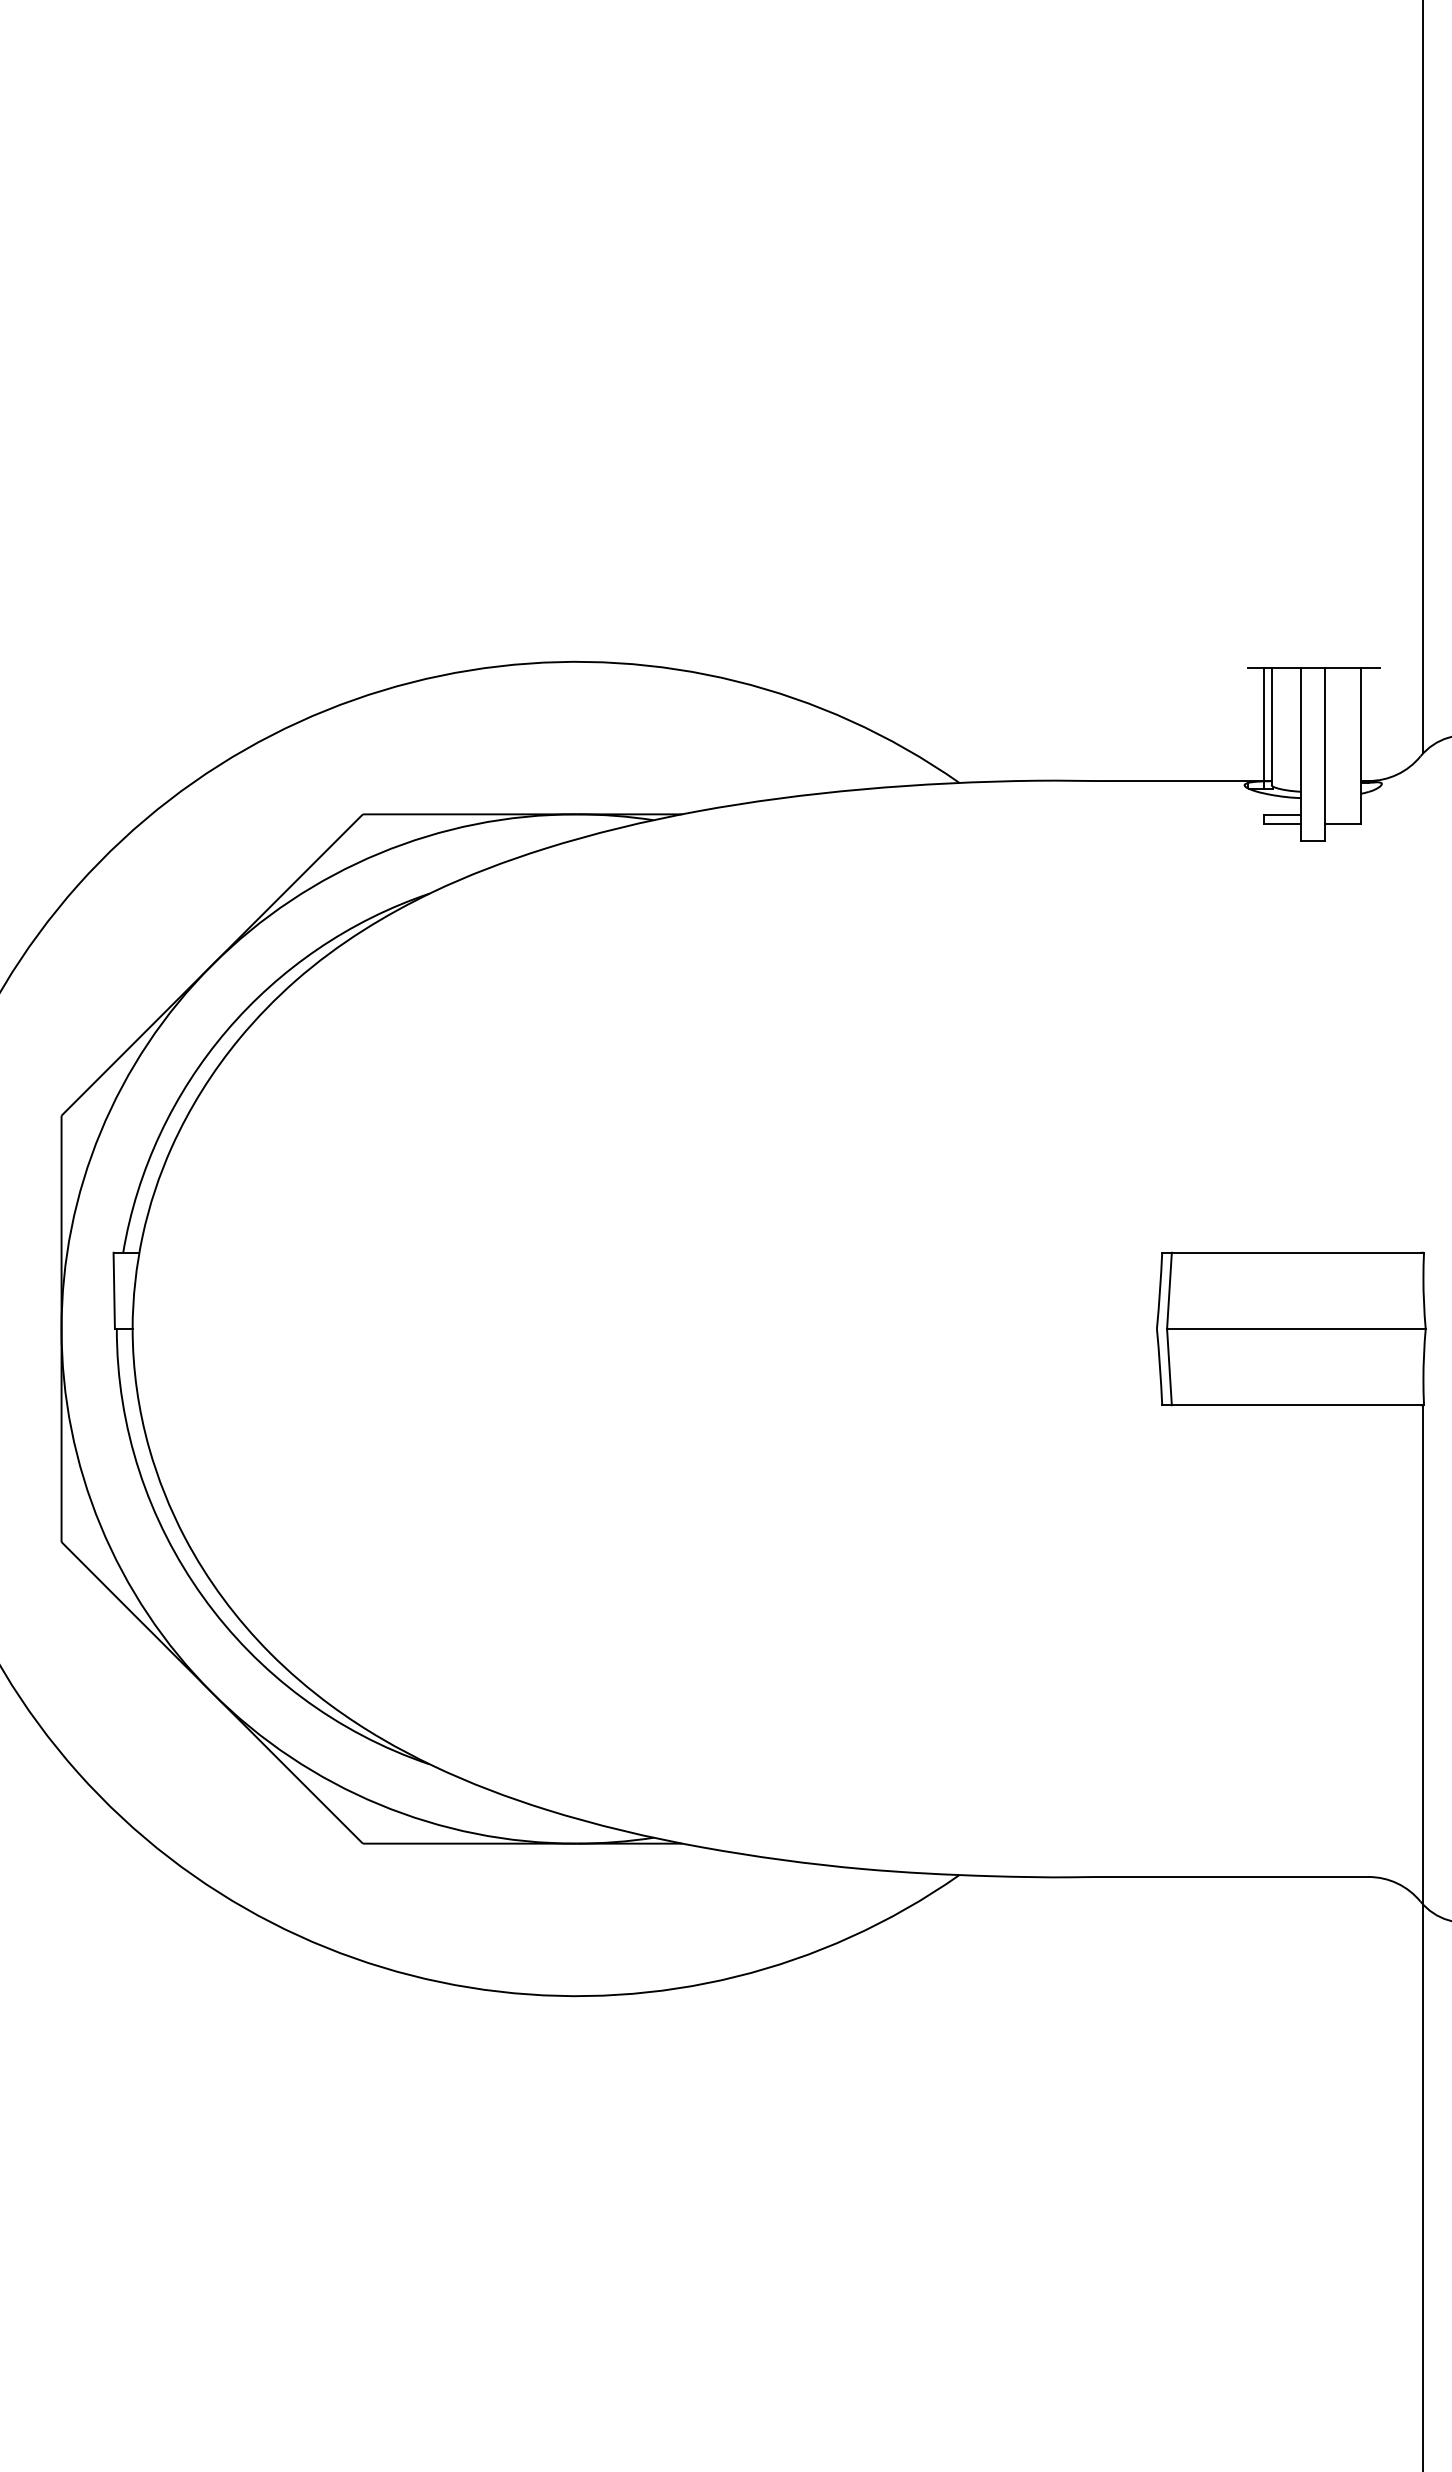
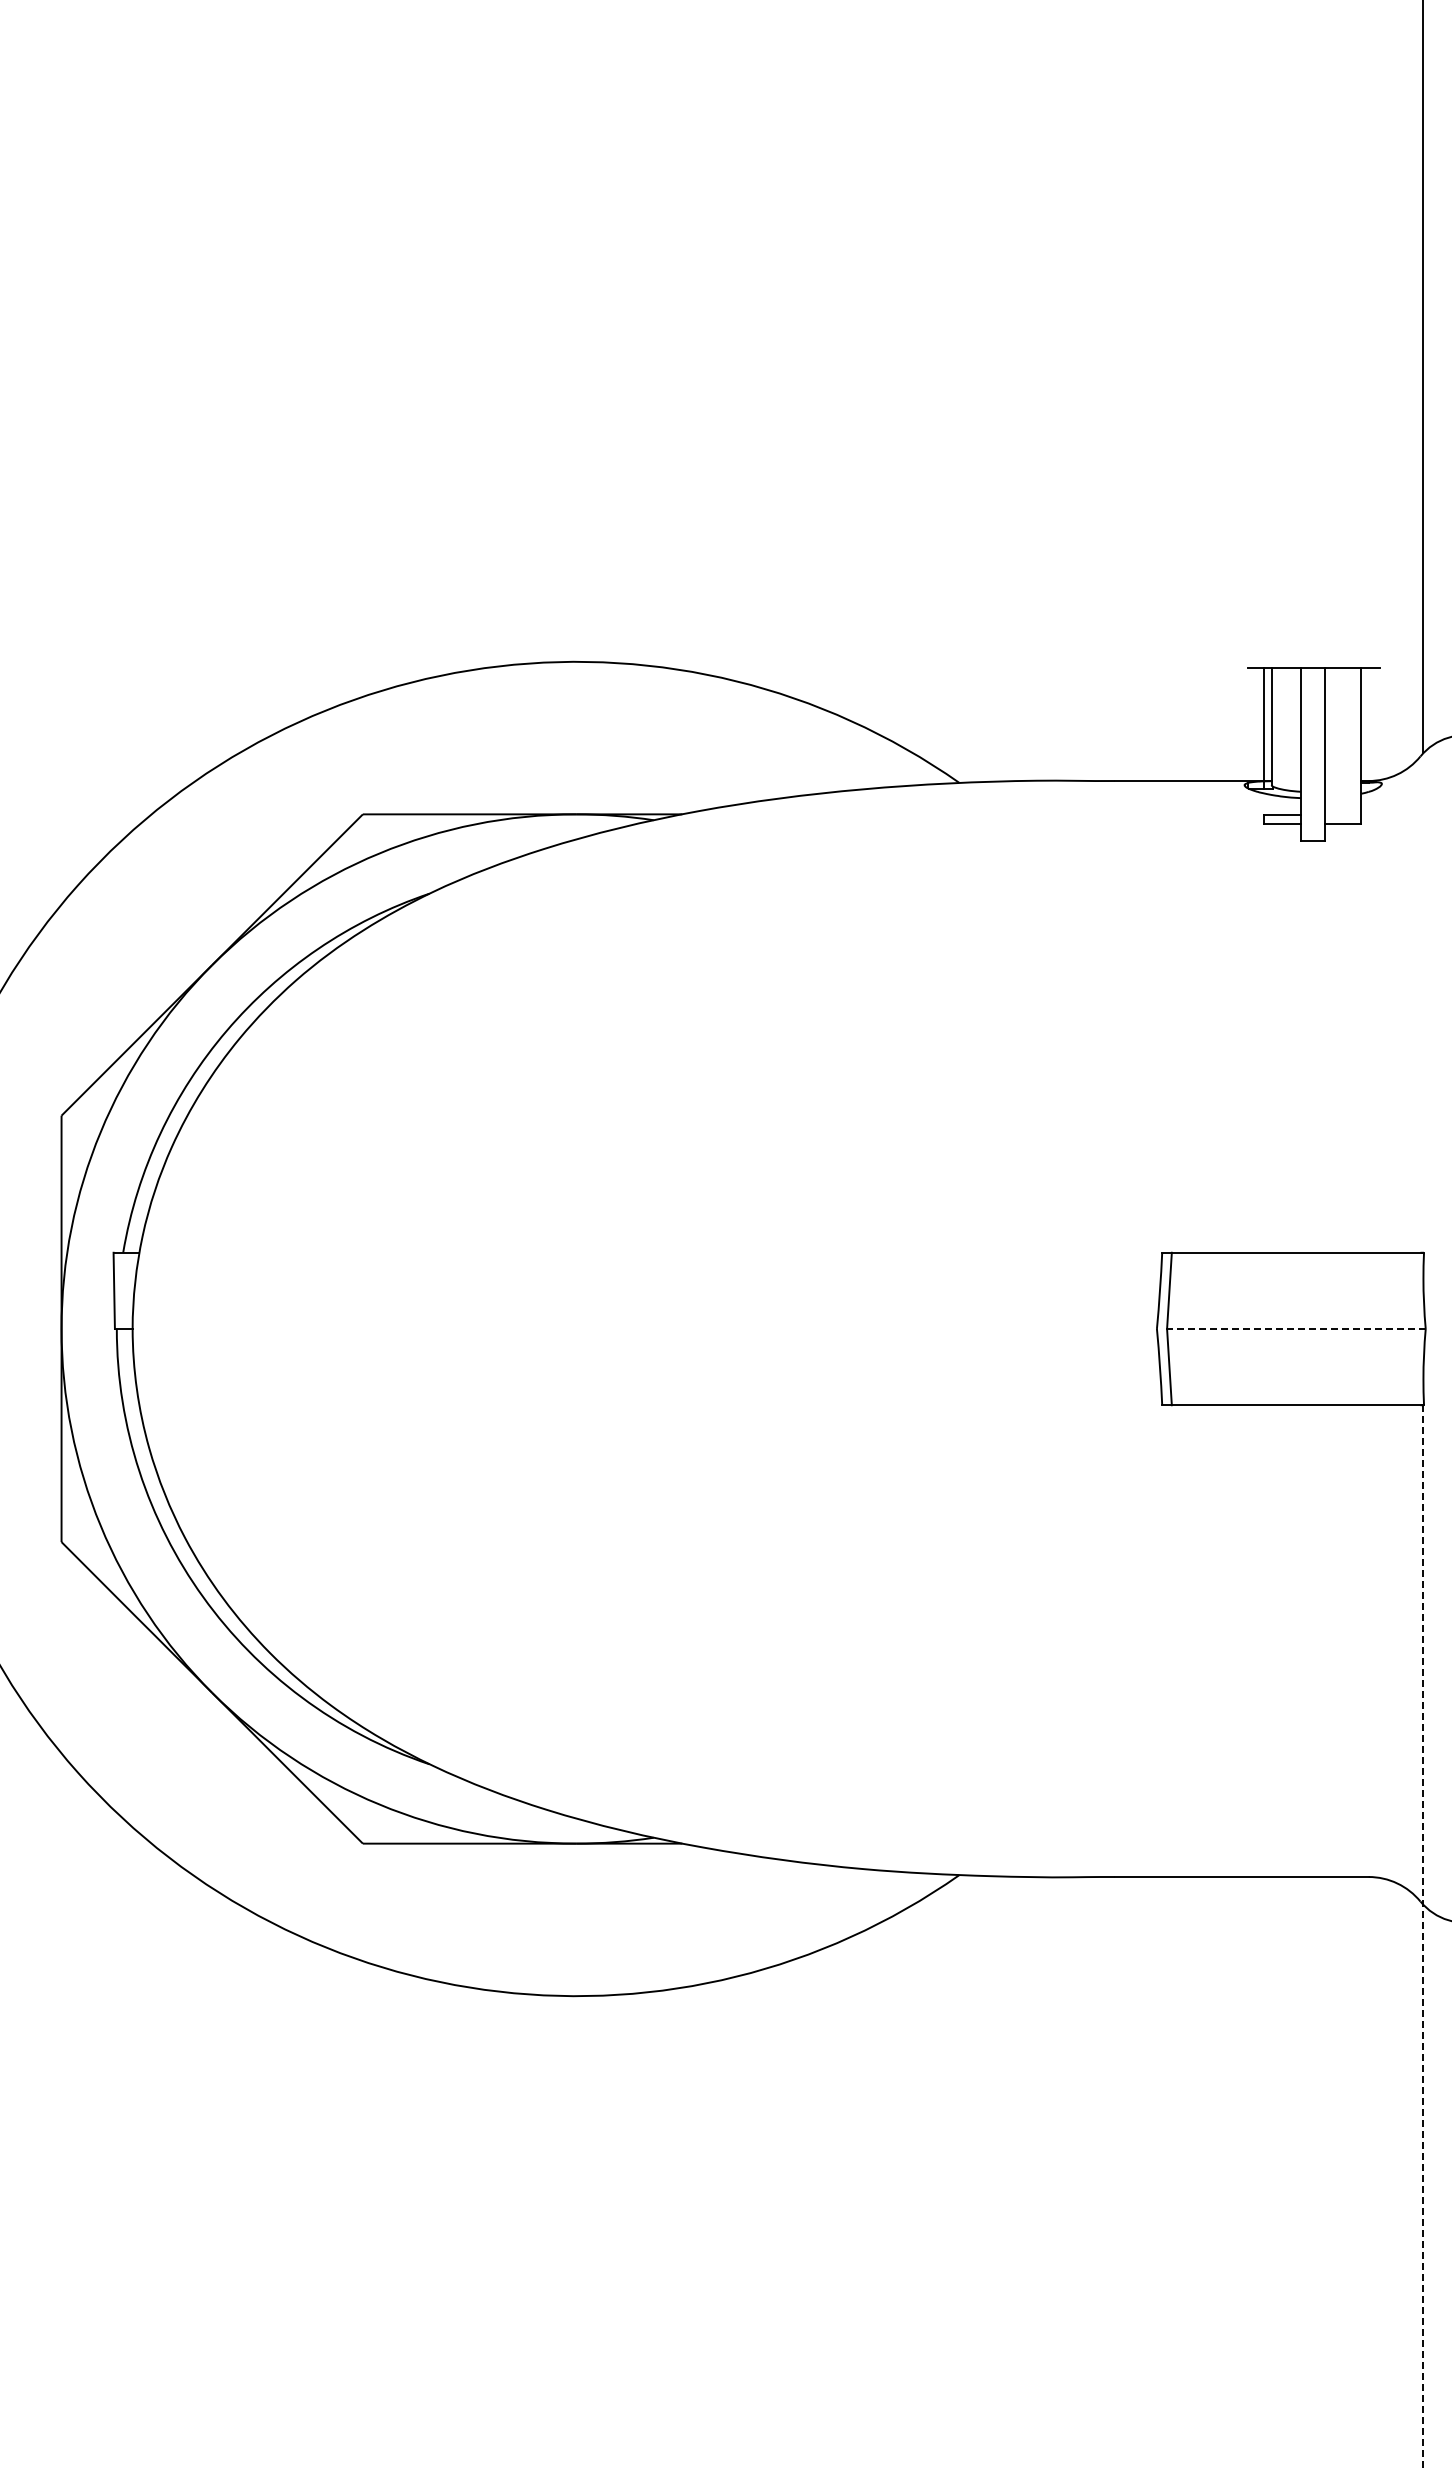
line: solid -> dashed (1295, 1329)
line: solid -> dashed (1423, 1938)
